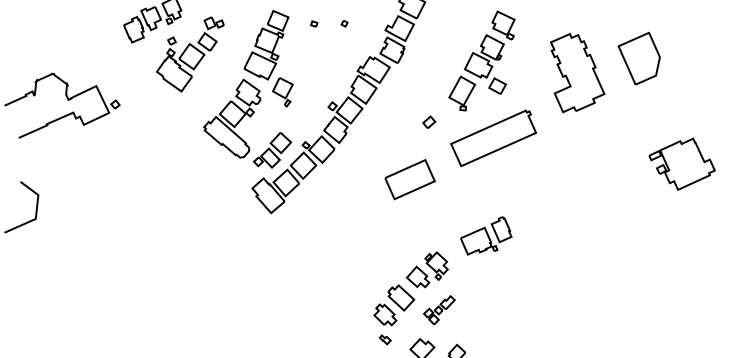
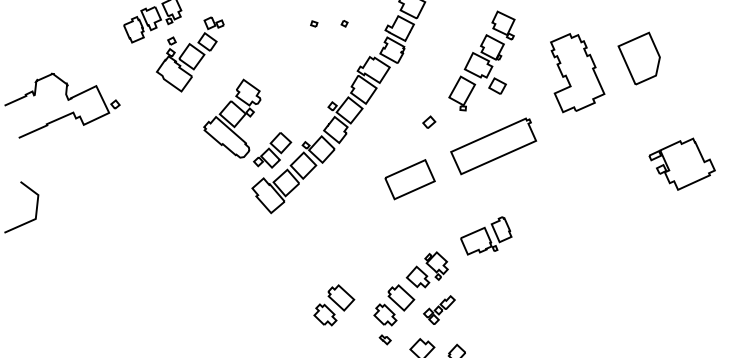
part: present -> none (268, 58)
part position: (493, 138) -> (493, 146) (493, 146)
part: none -> present (334, 305)
